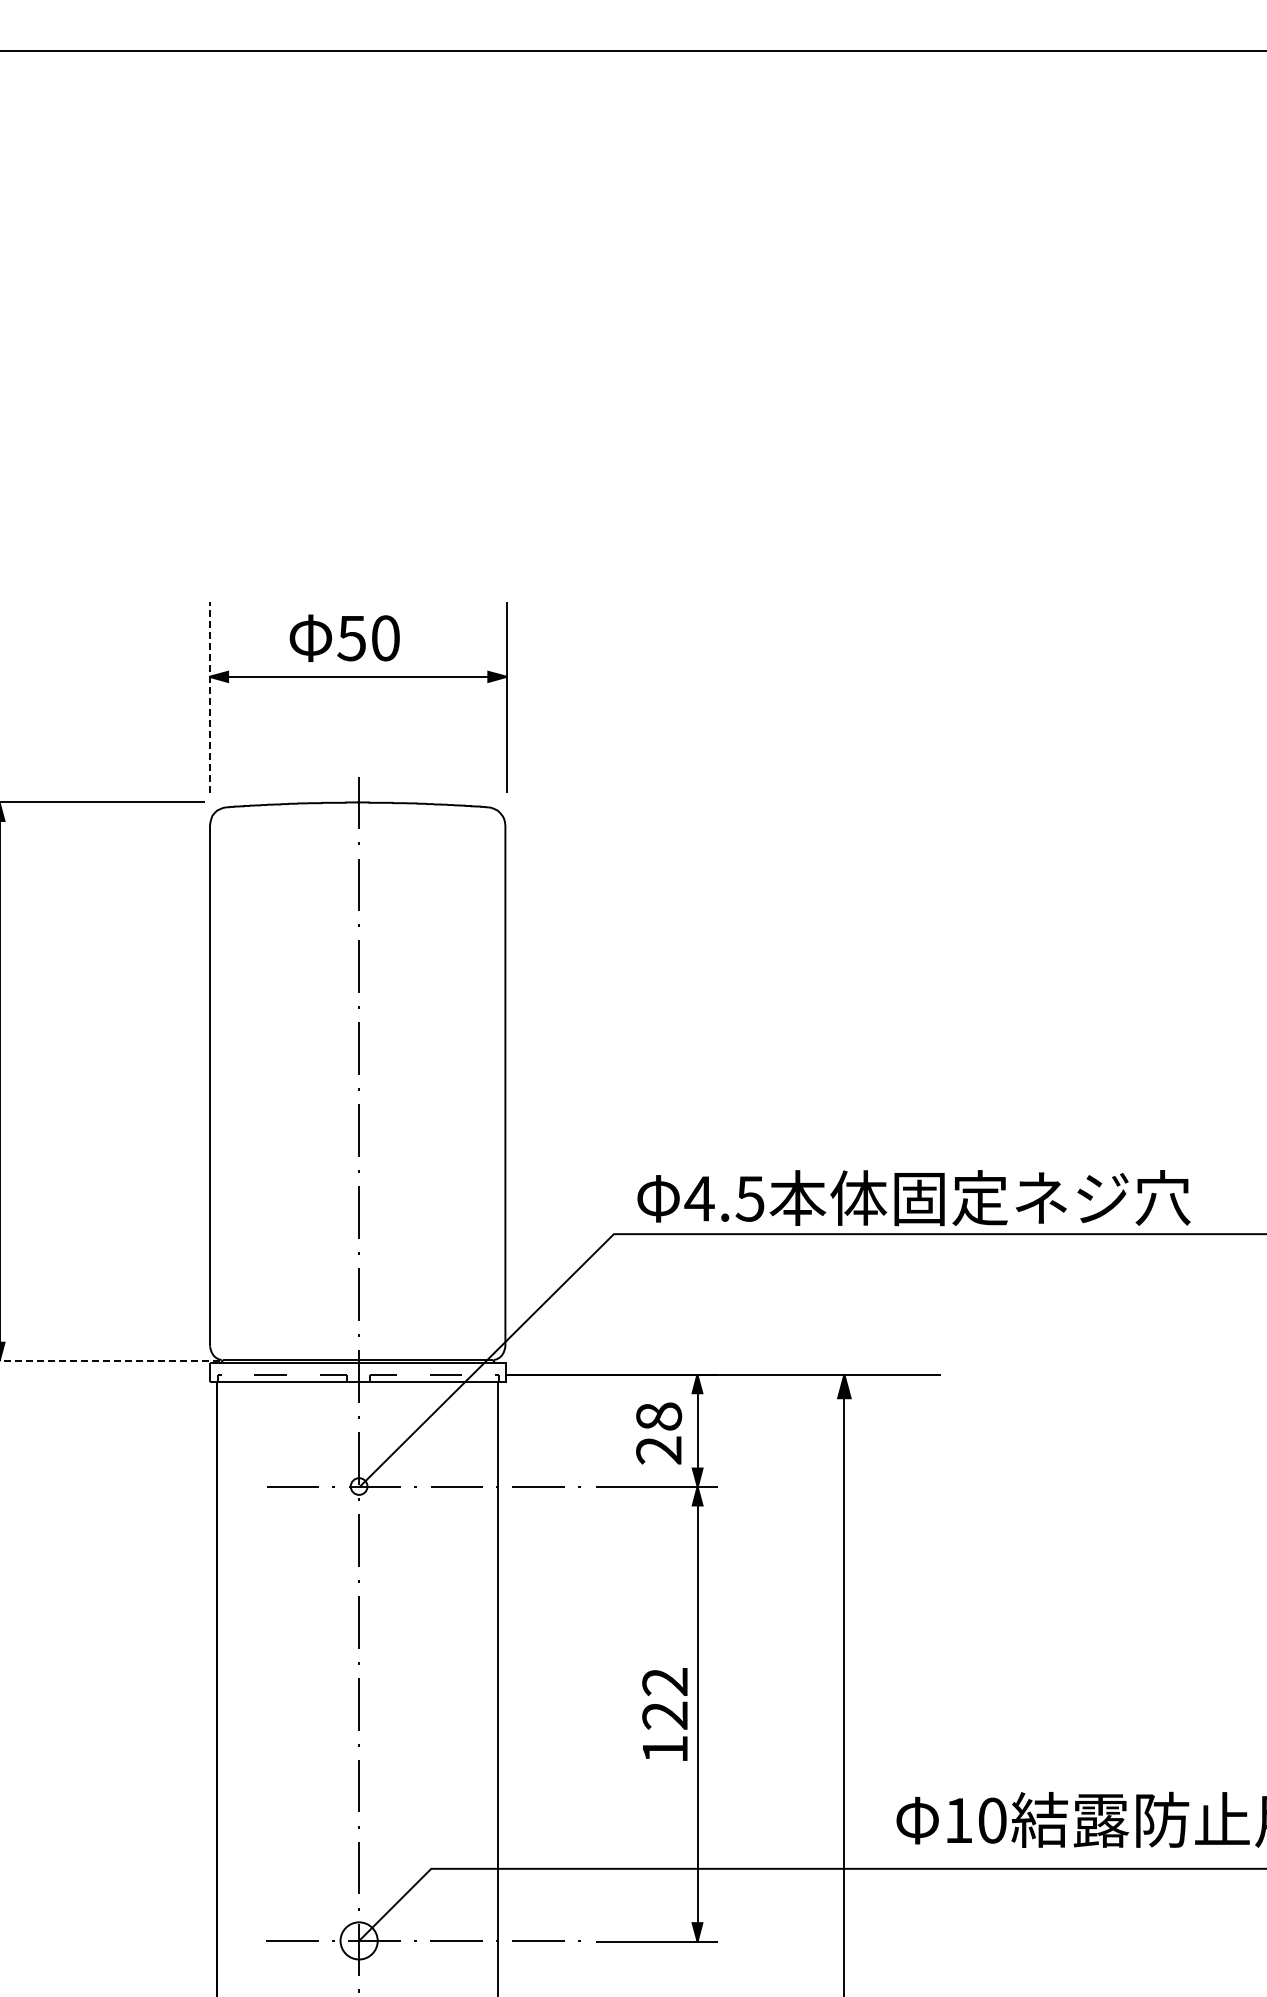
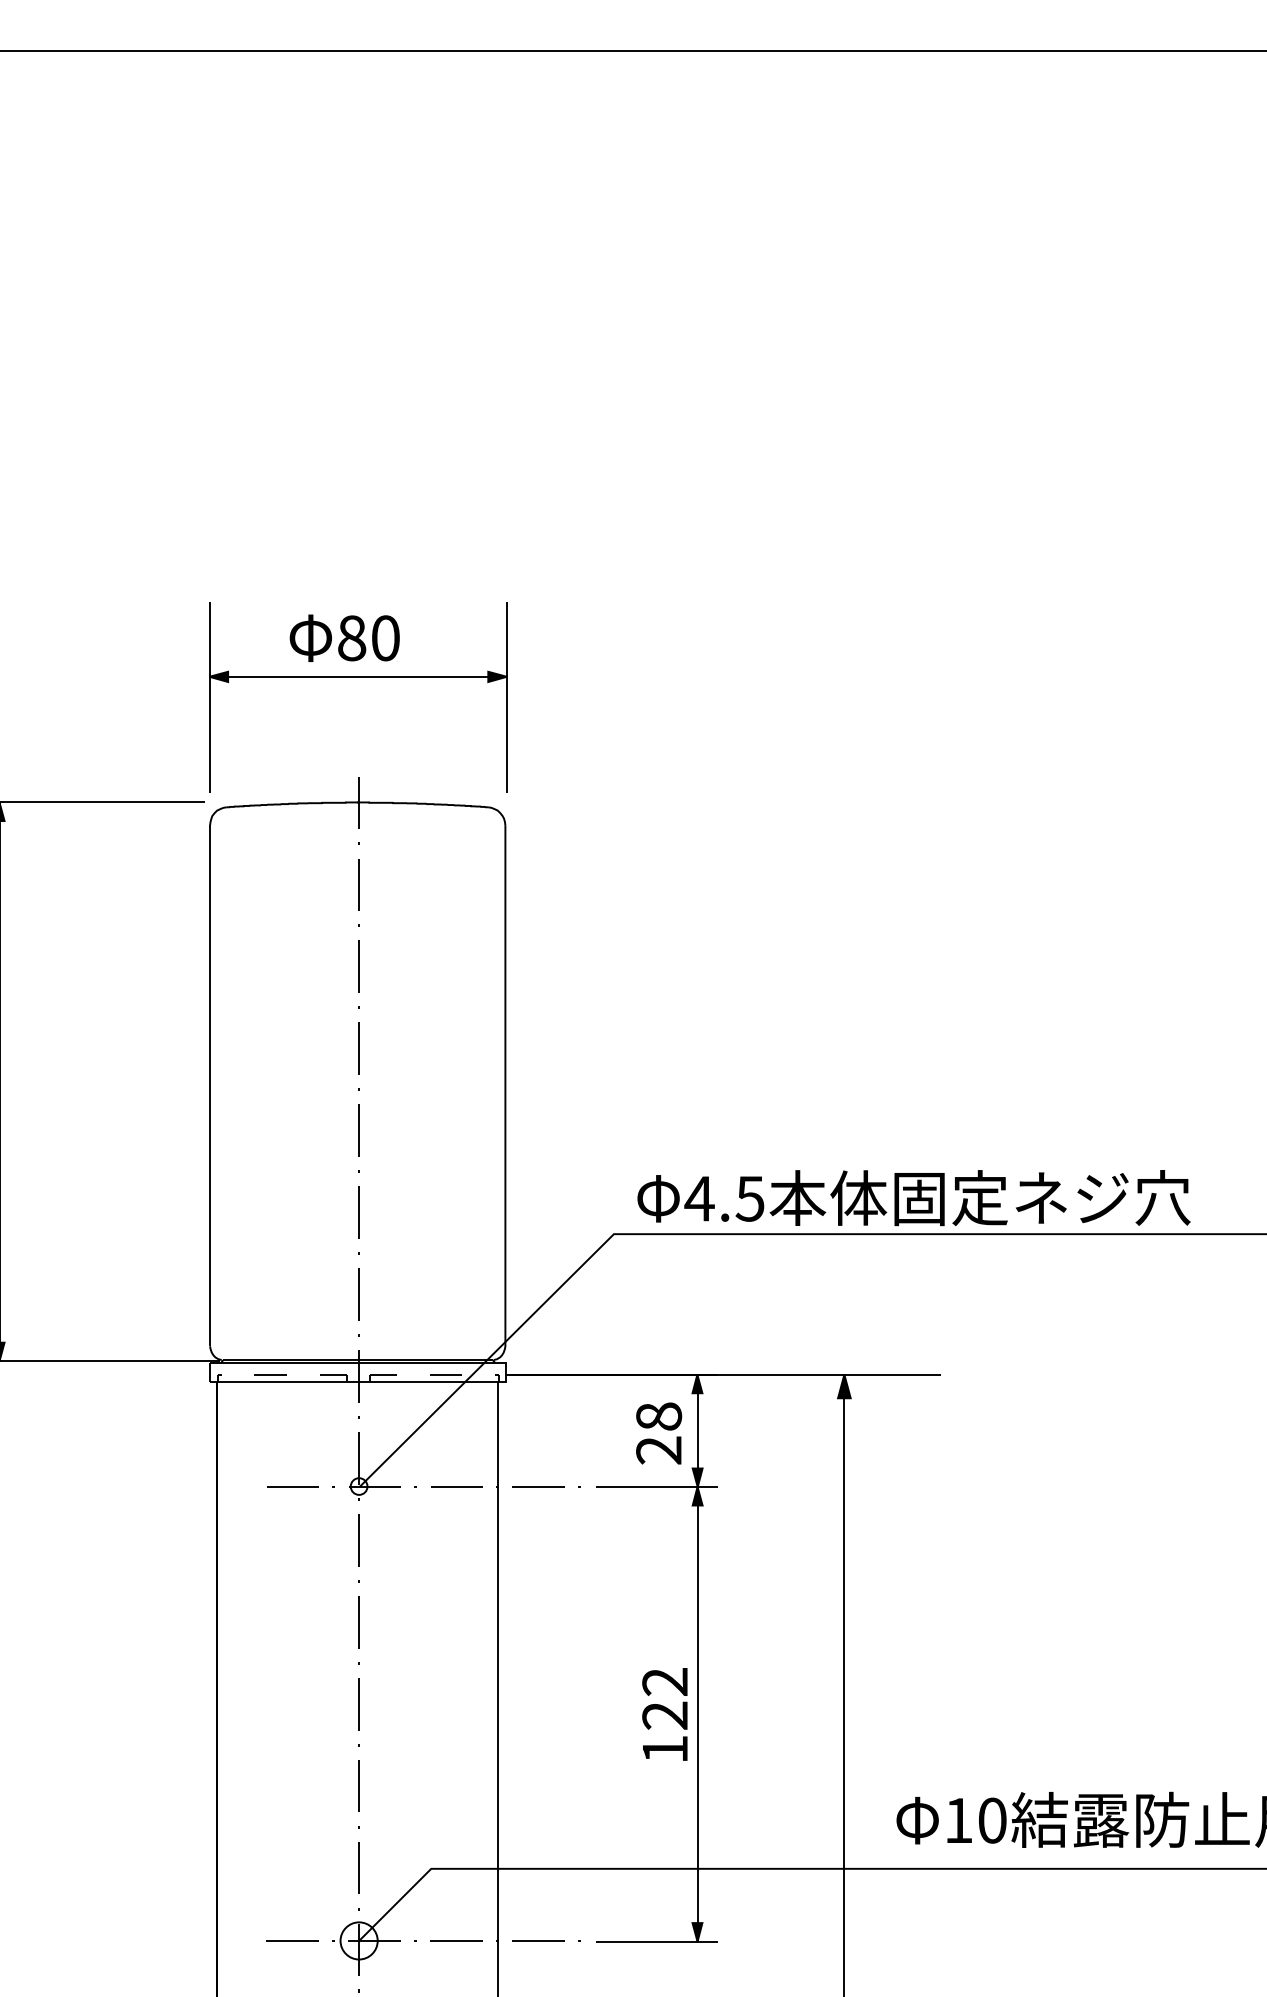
text: 50 -> 80 (351, 638)
line: dashed -> solid (209, 697)
line: dashed -> solid (109, 1360)
